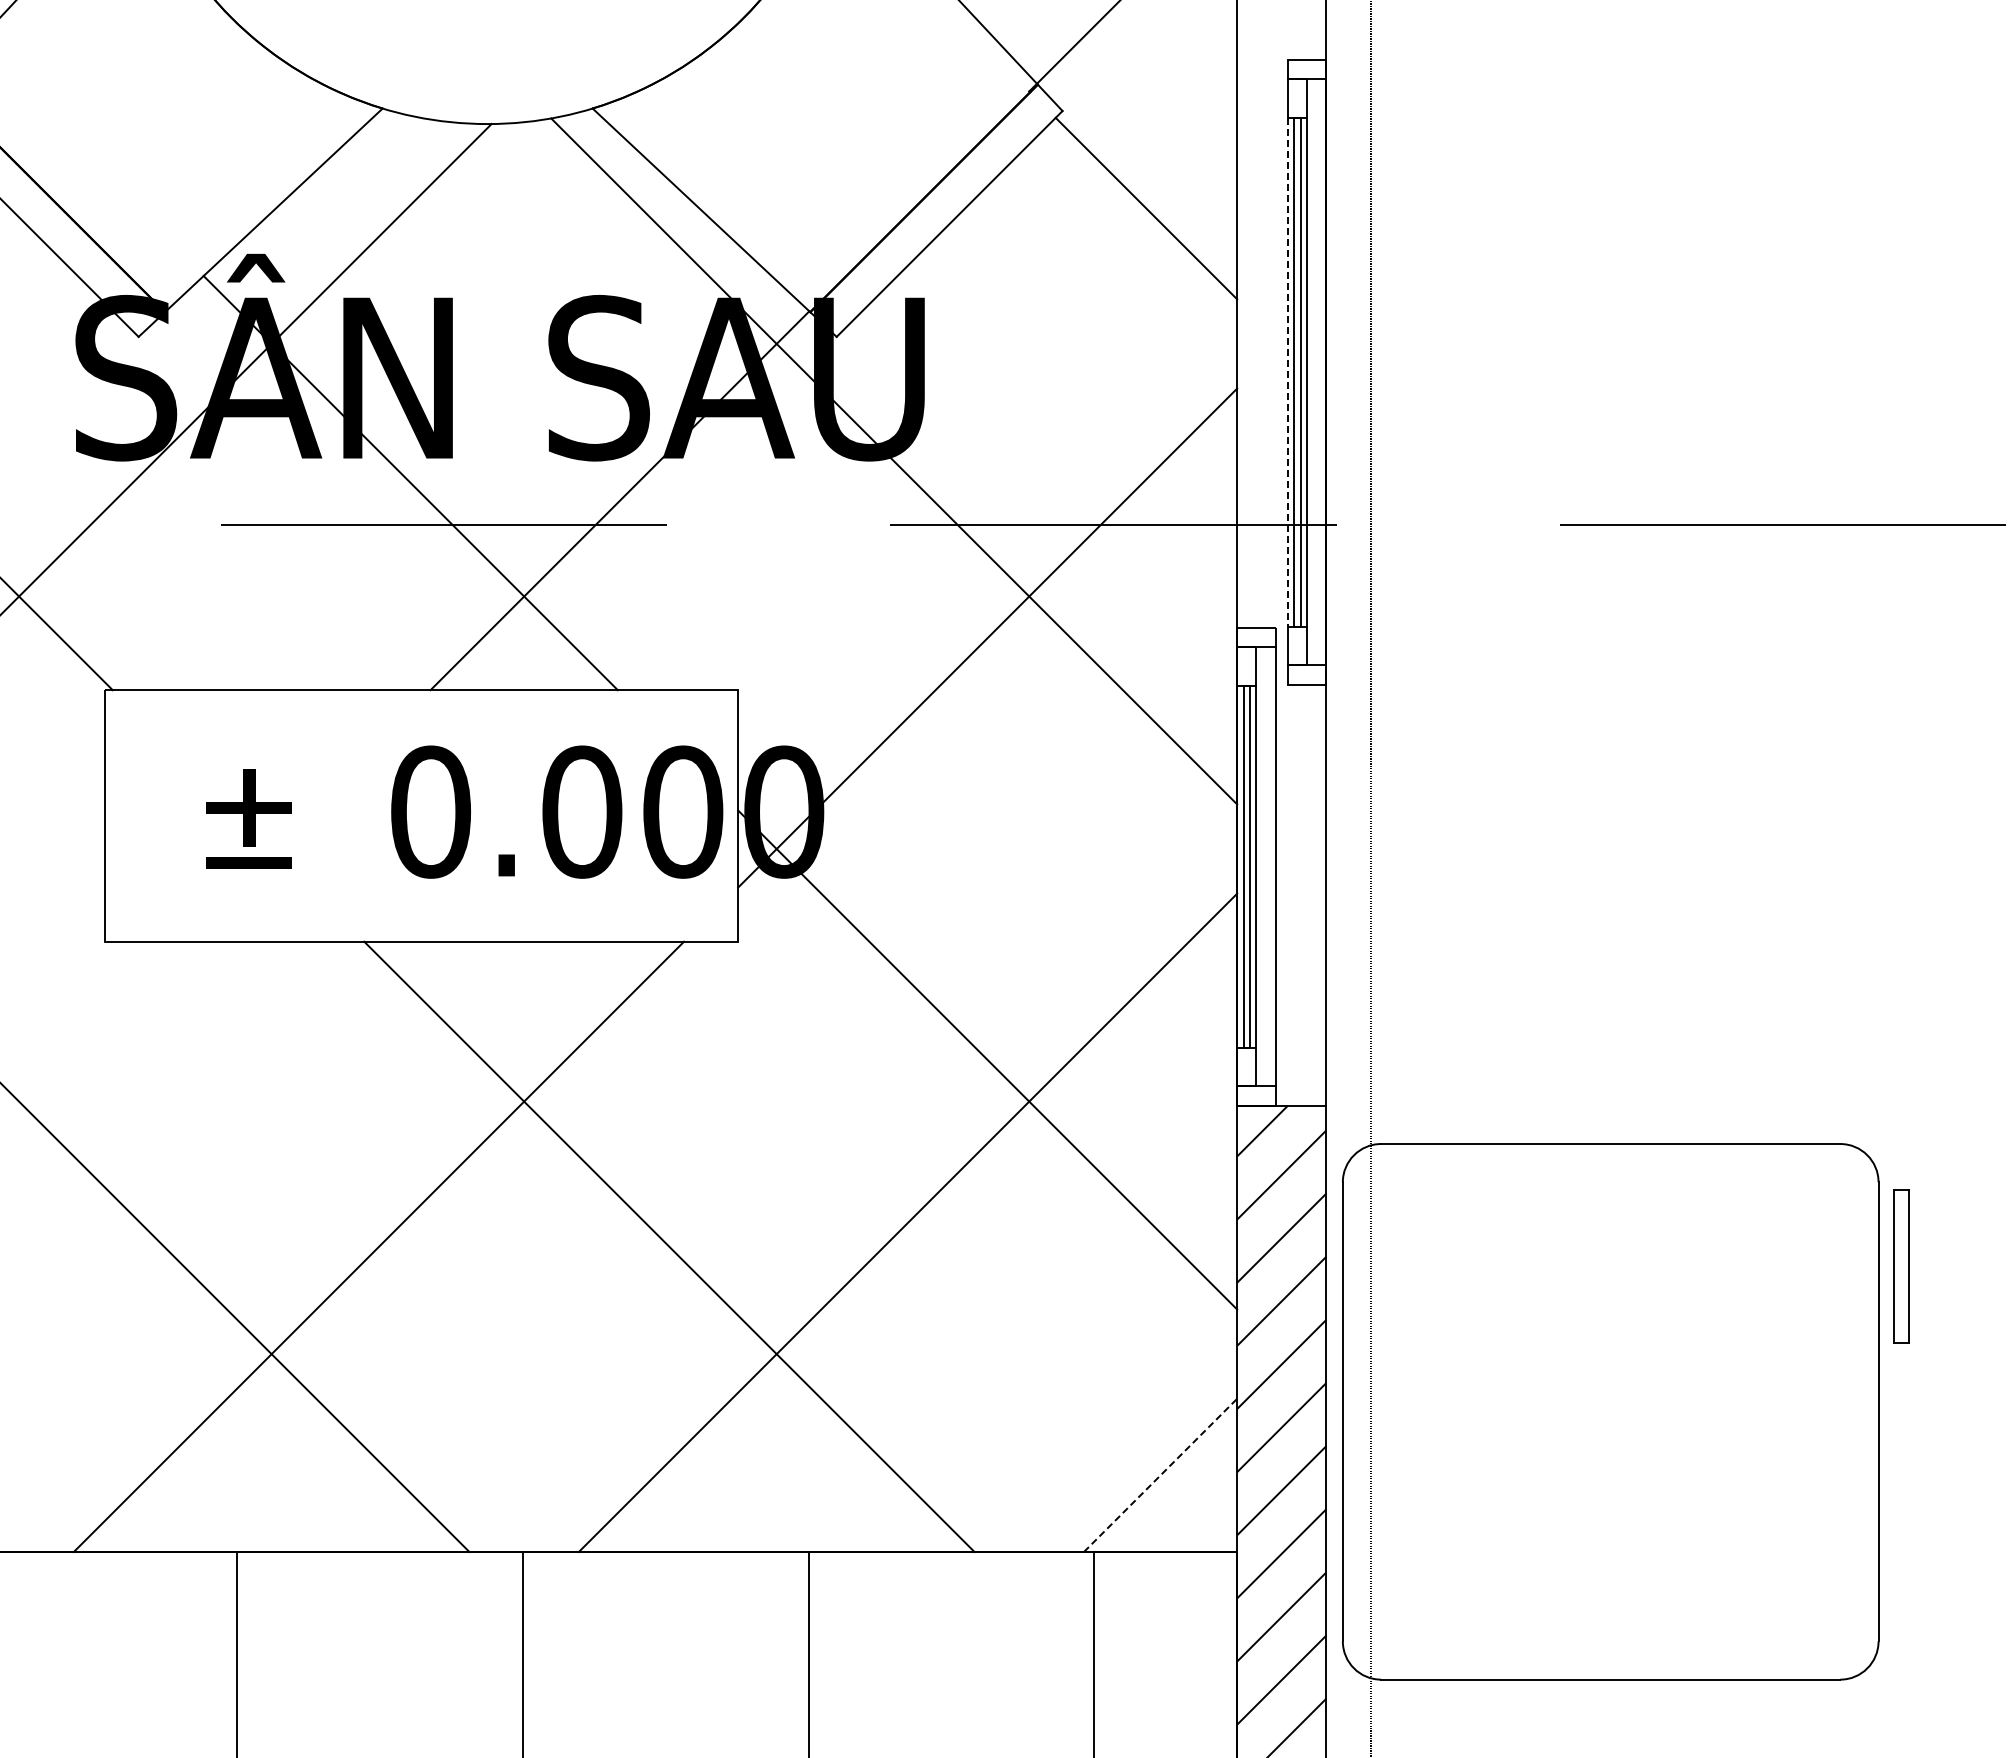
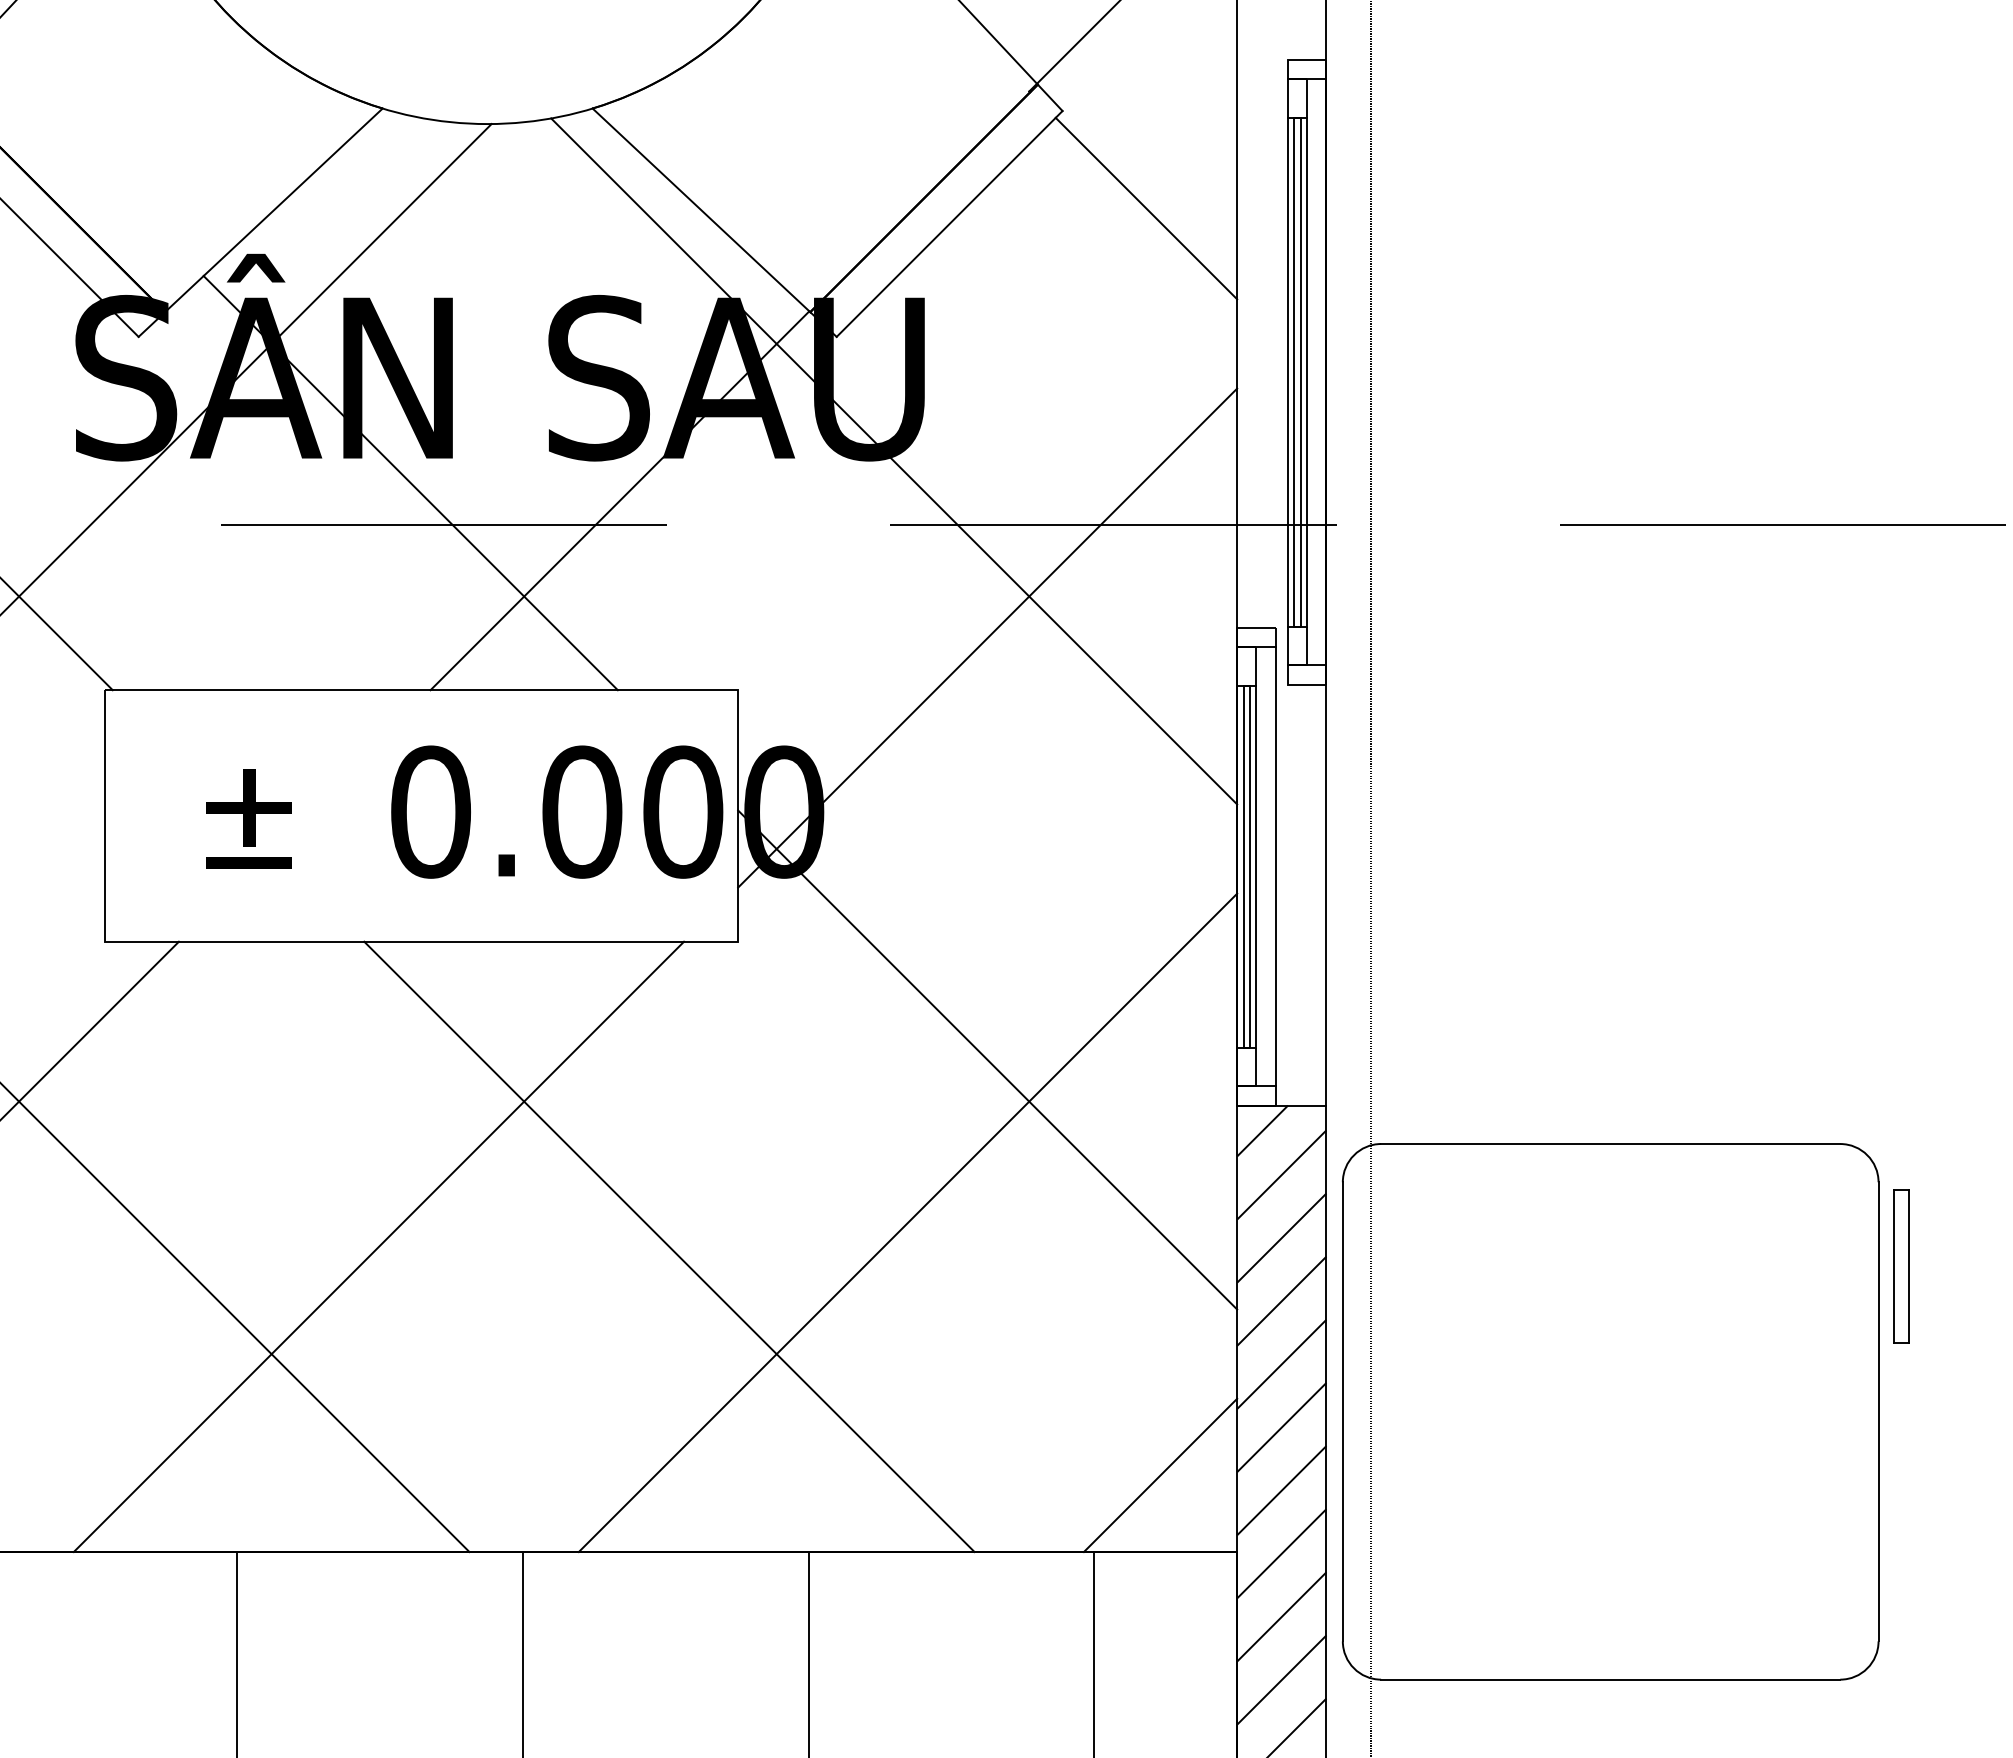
line: dashed -> solid (1287, 372)
line: none -> present (90, 1029)
line: dashed -> solid (1160, 1475)
